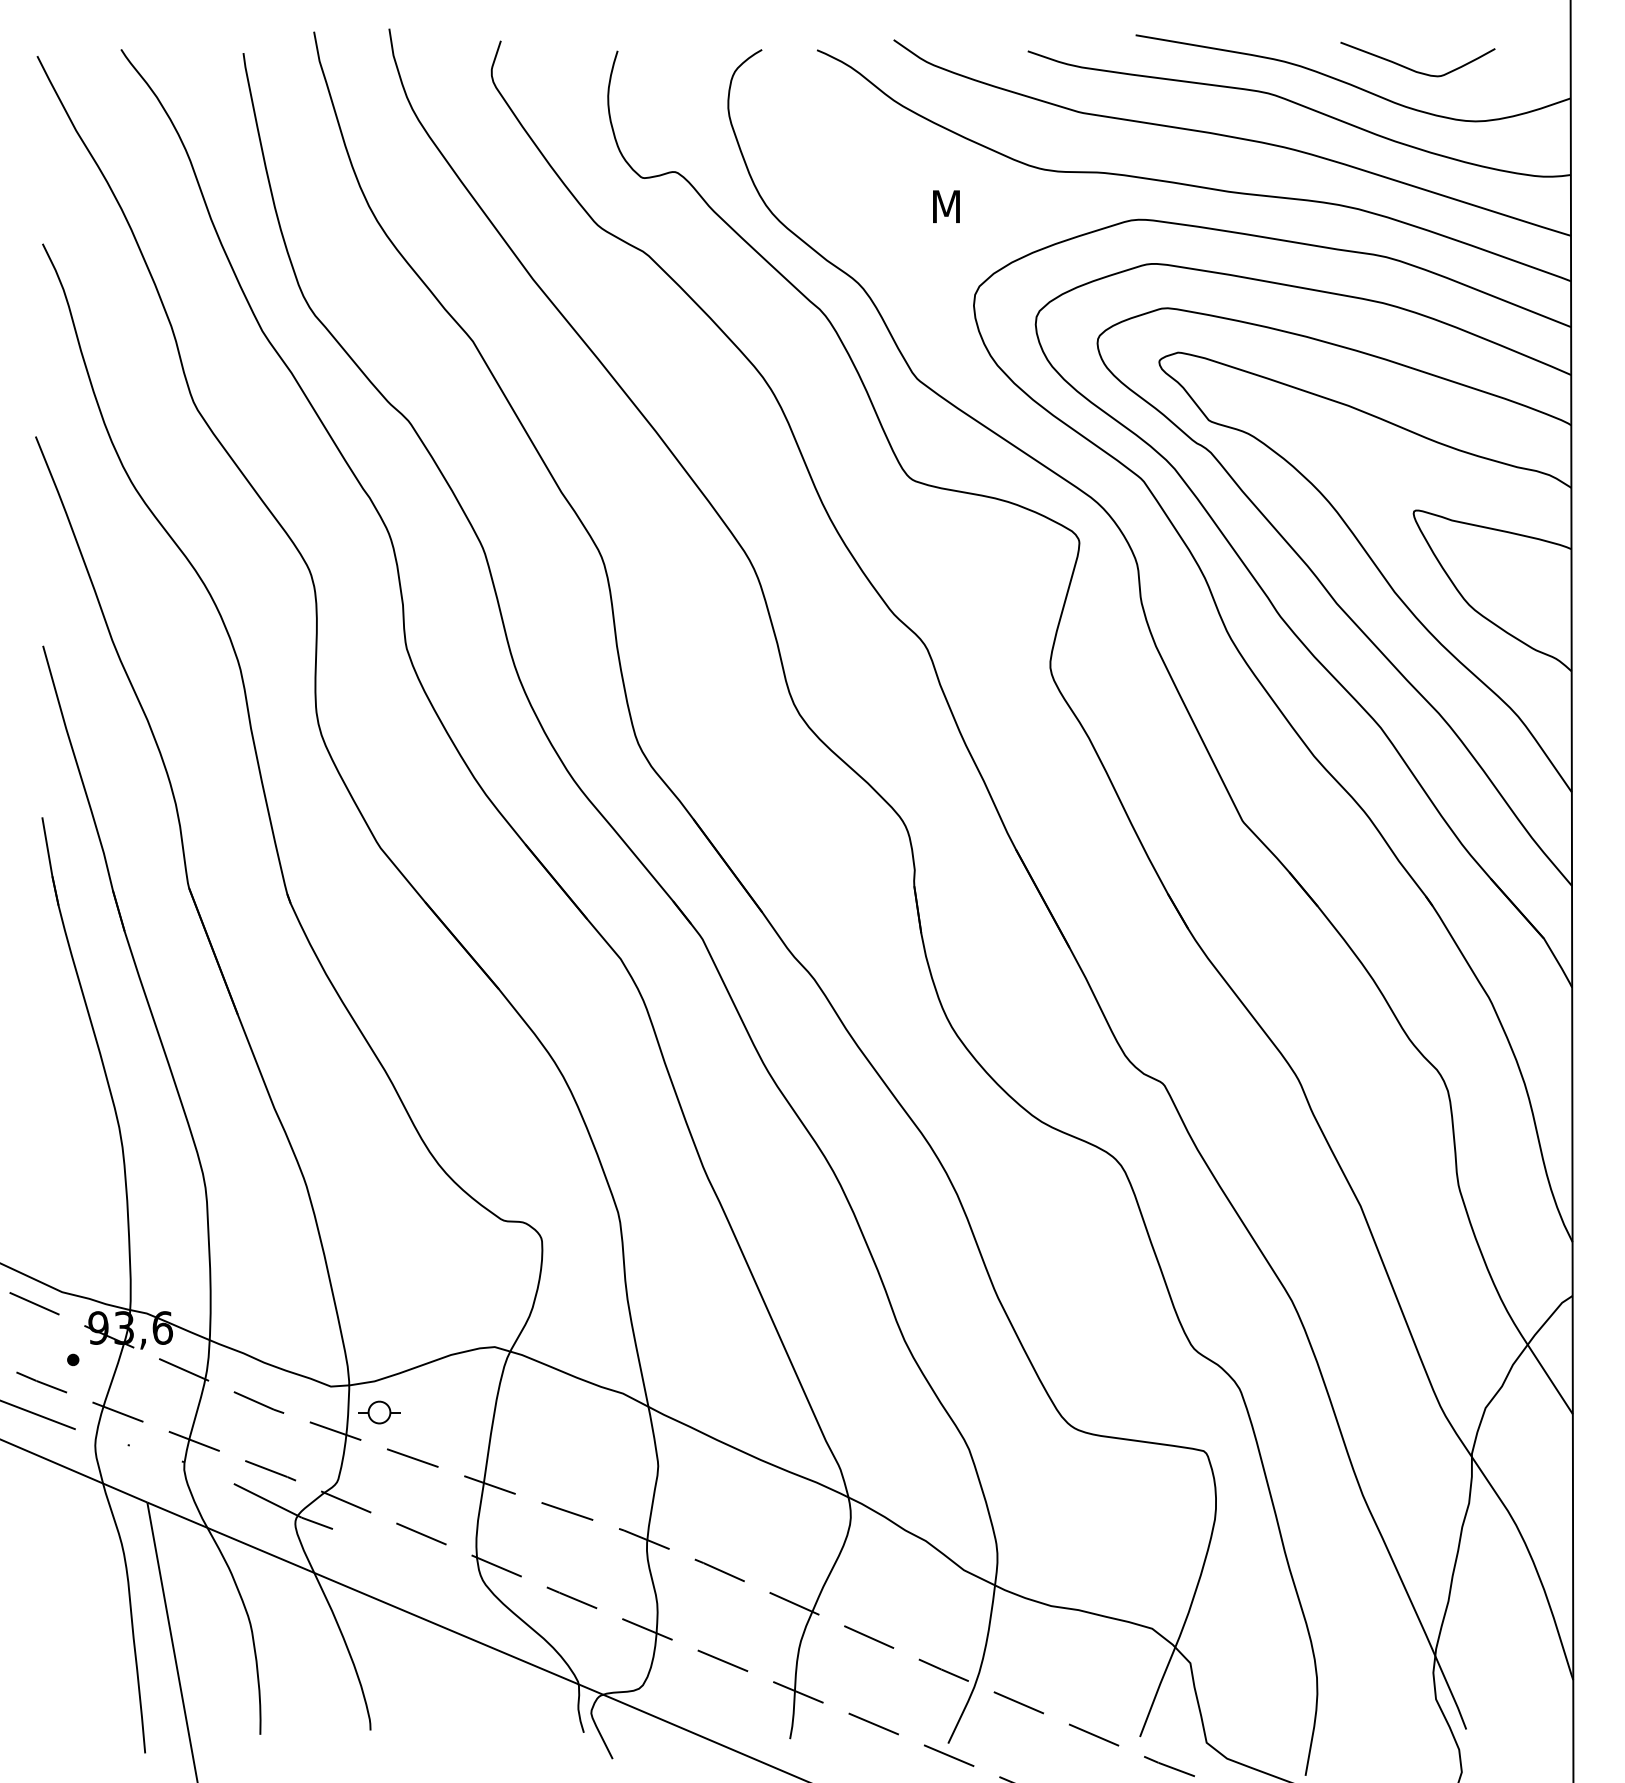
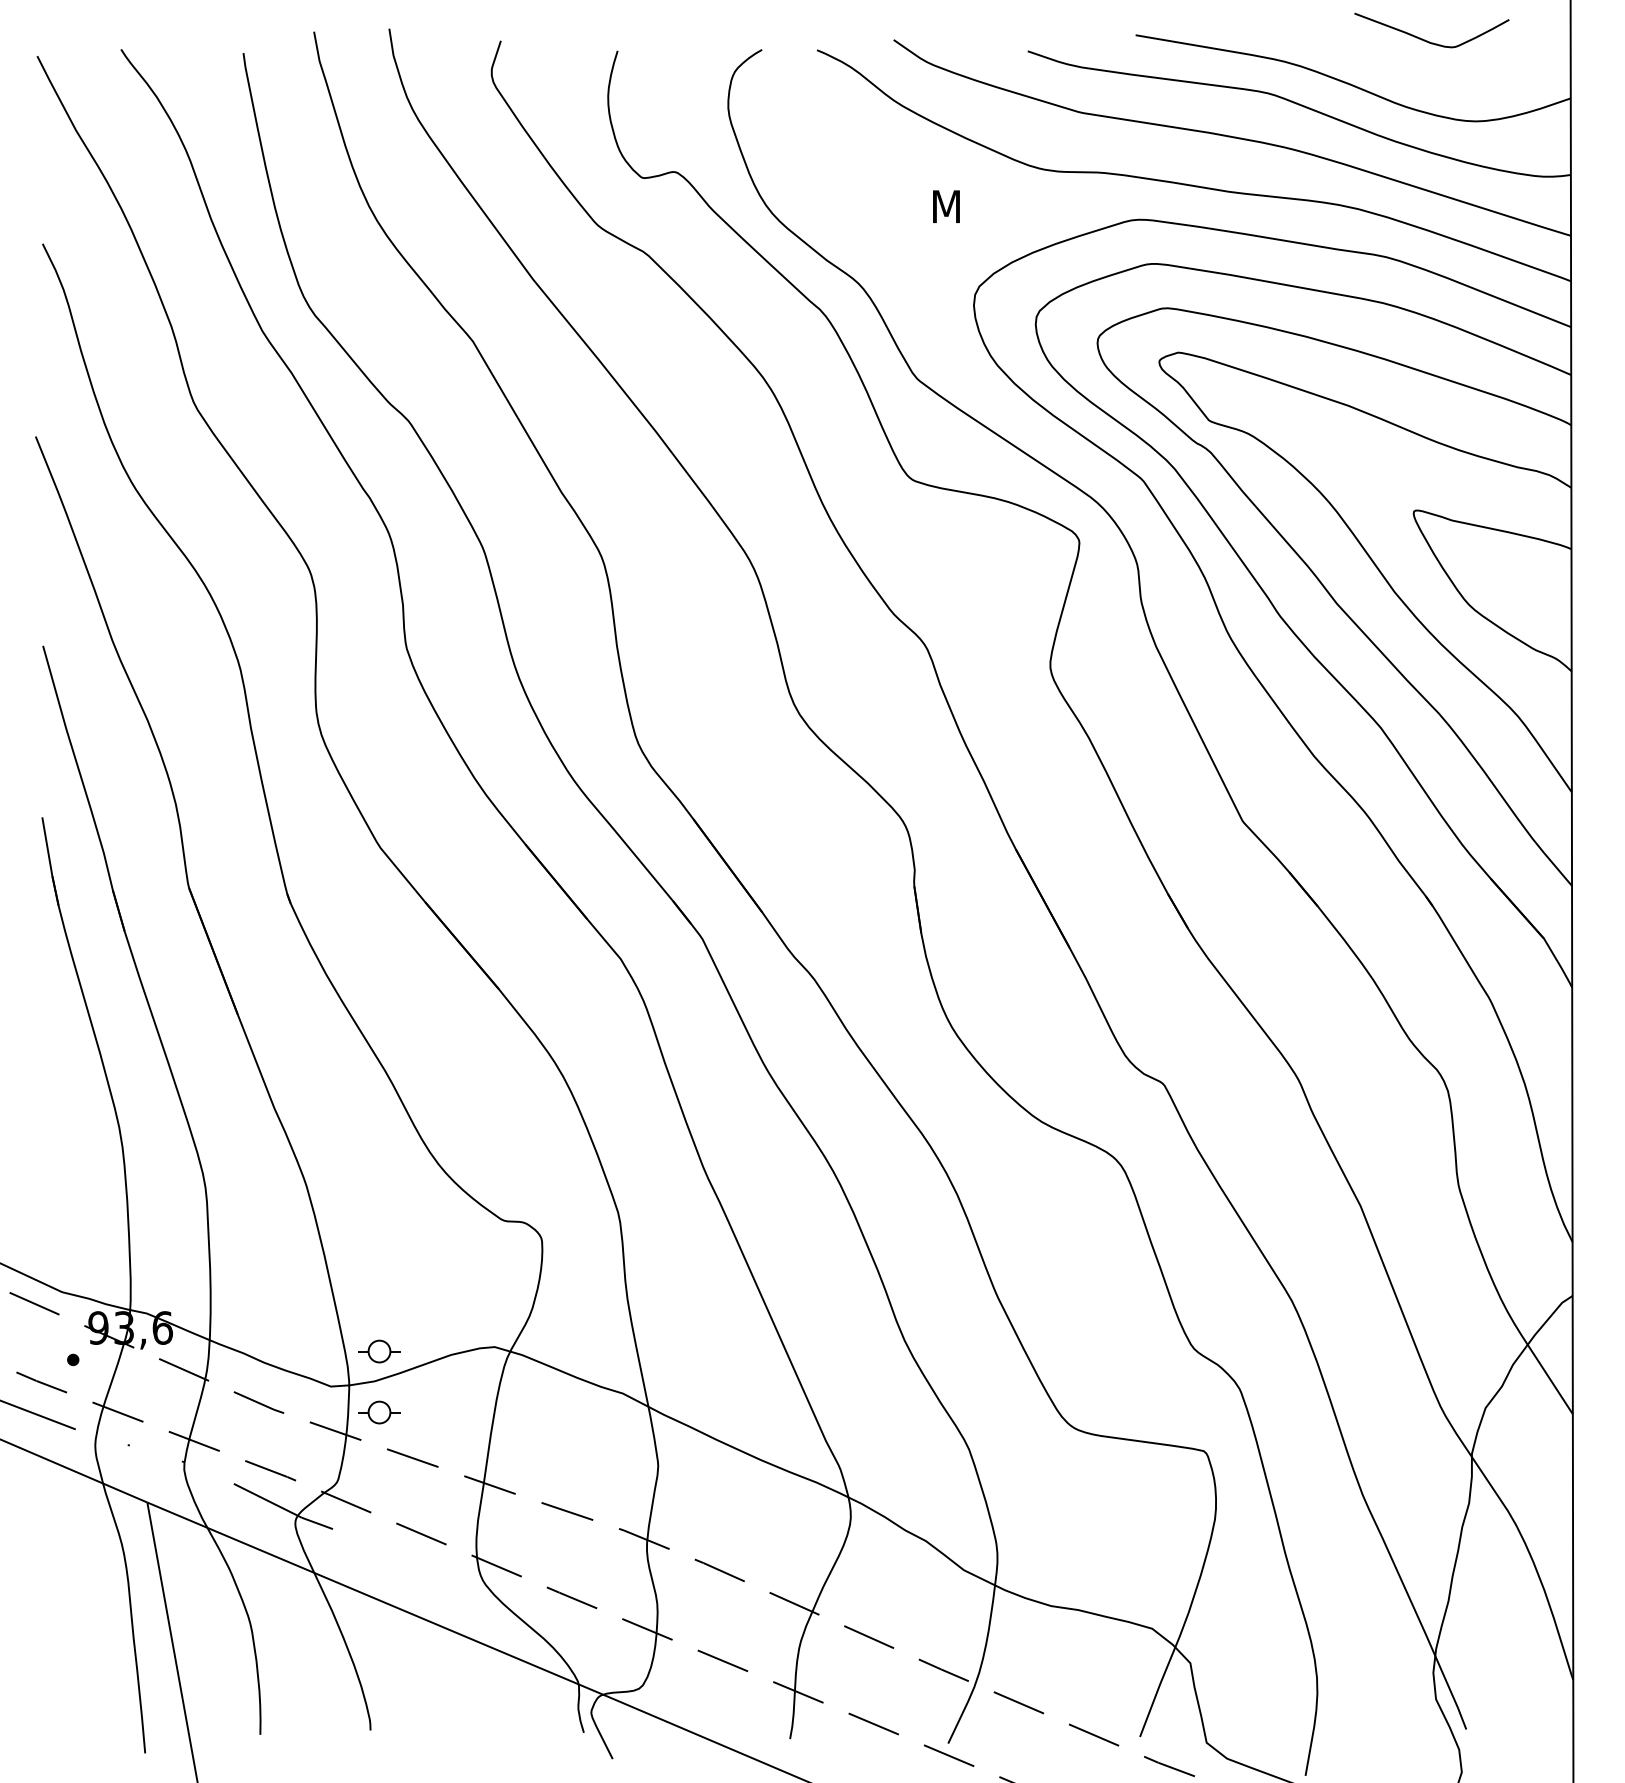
curve position: (1413, 69) -> (1427, 40) (1427, 40)
part: none -> present (379, 1351)
